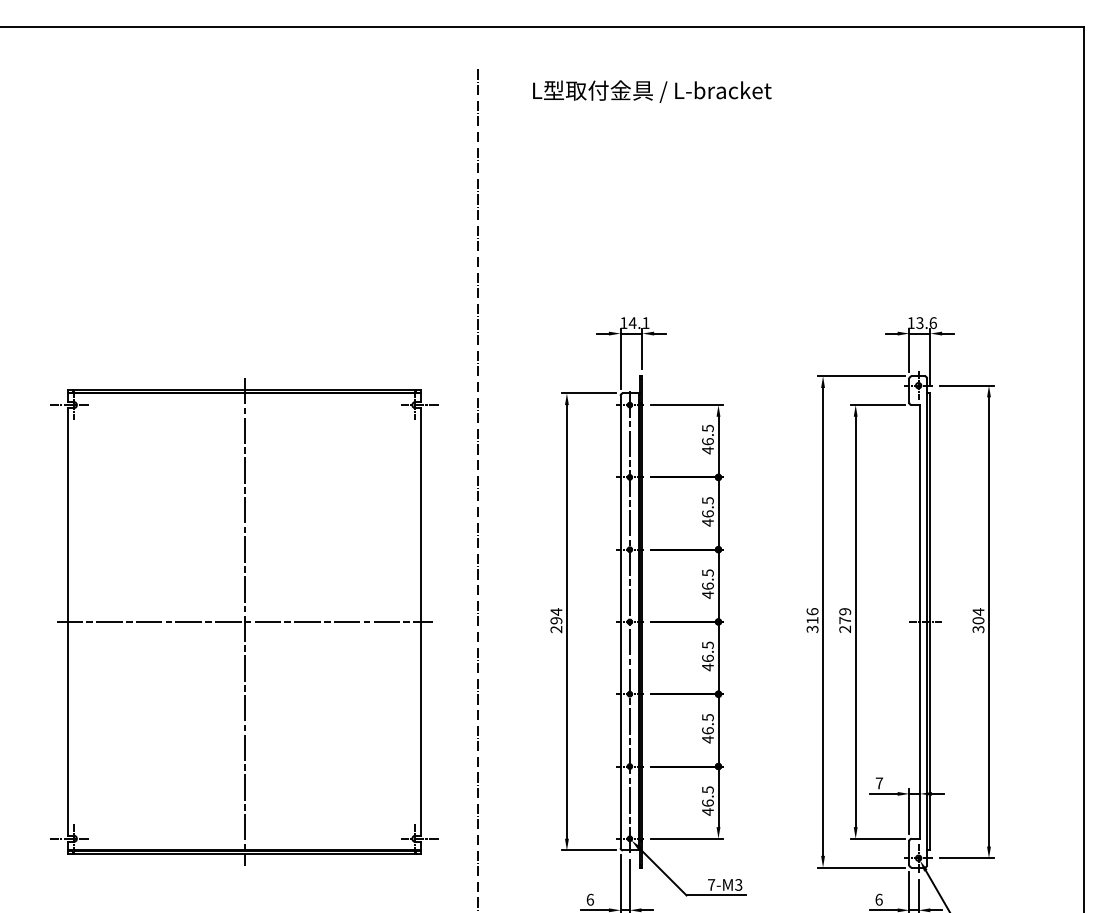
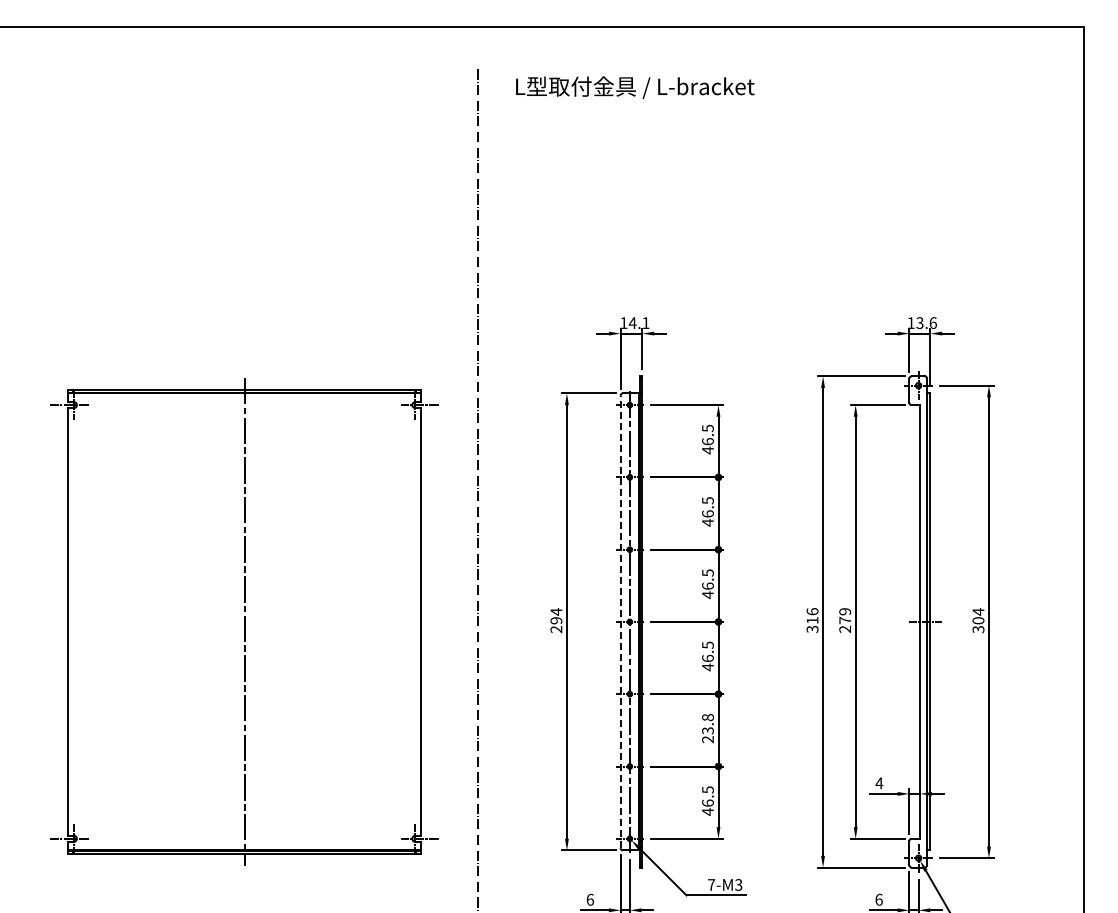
text position: (652, 91) -> (635, 87) (635, 87)
line: present -> none (244, 621)
line: solid -> dashed (620, 621)
text: 46.5 -> 23.8 (707, 728)
text: 7 -> 4 (879, 783)
